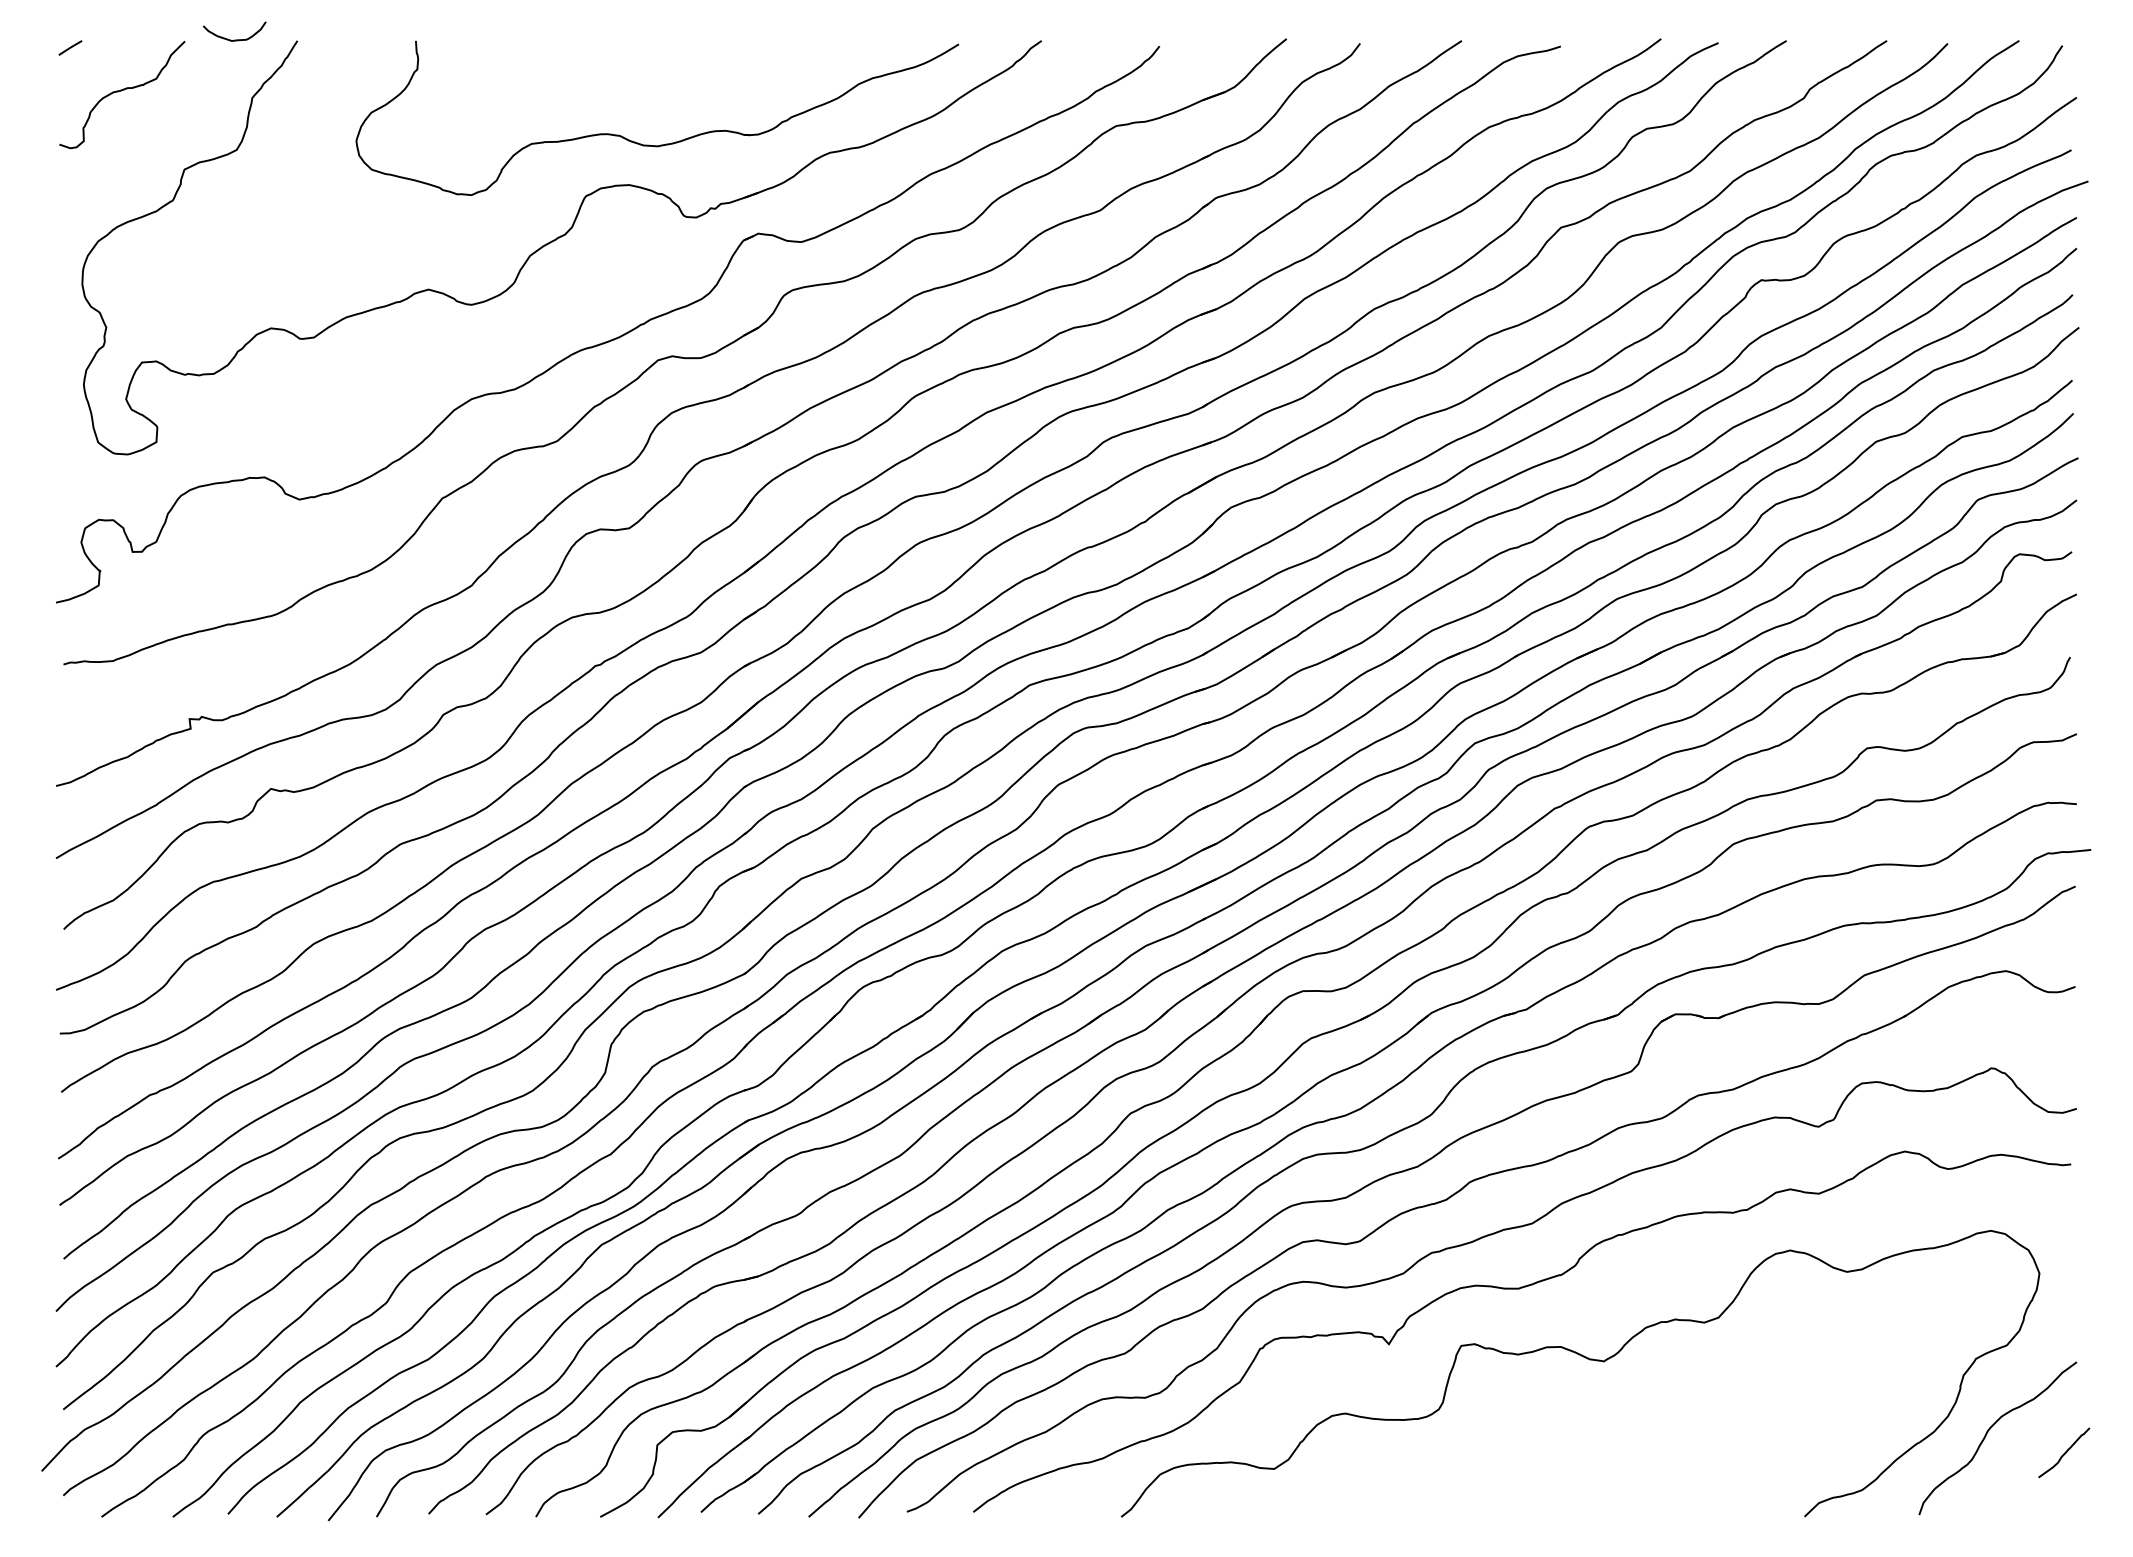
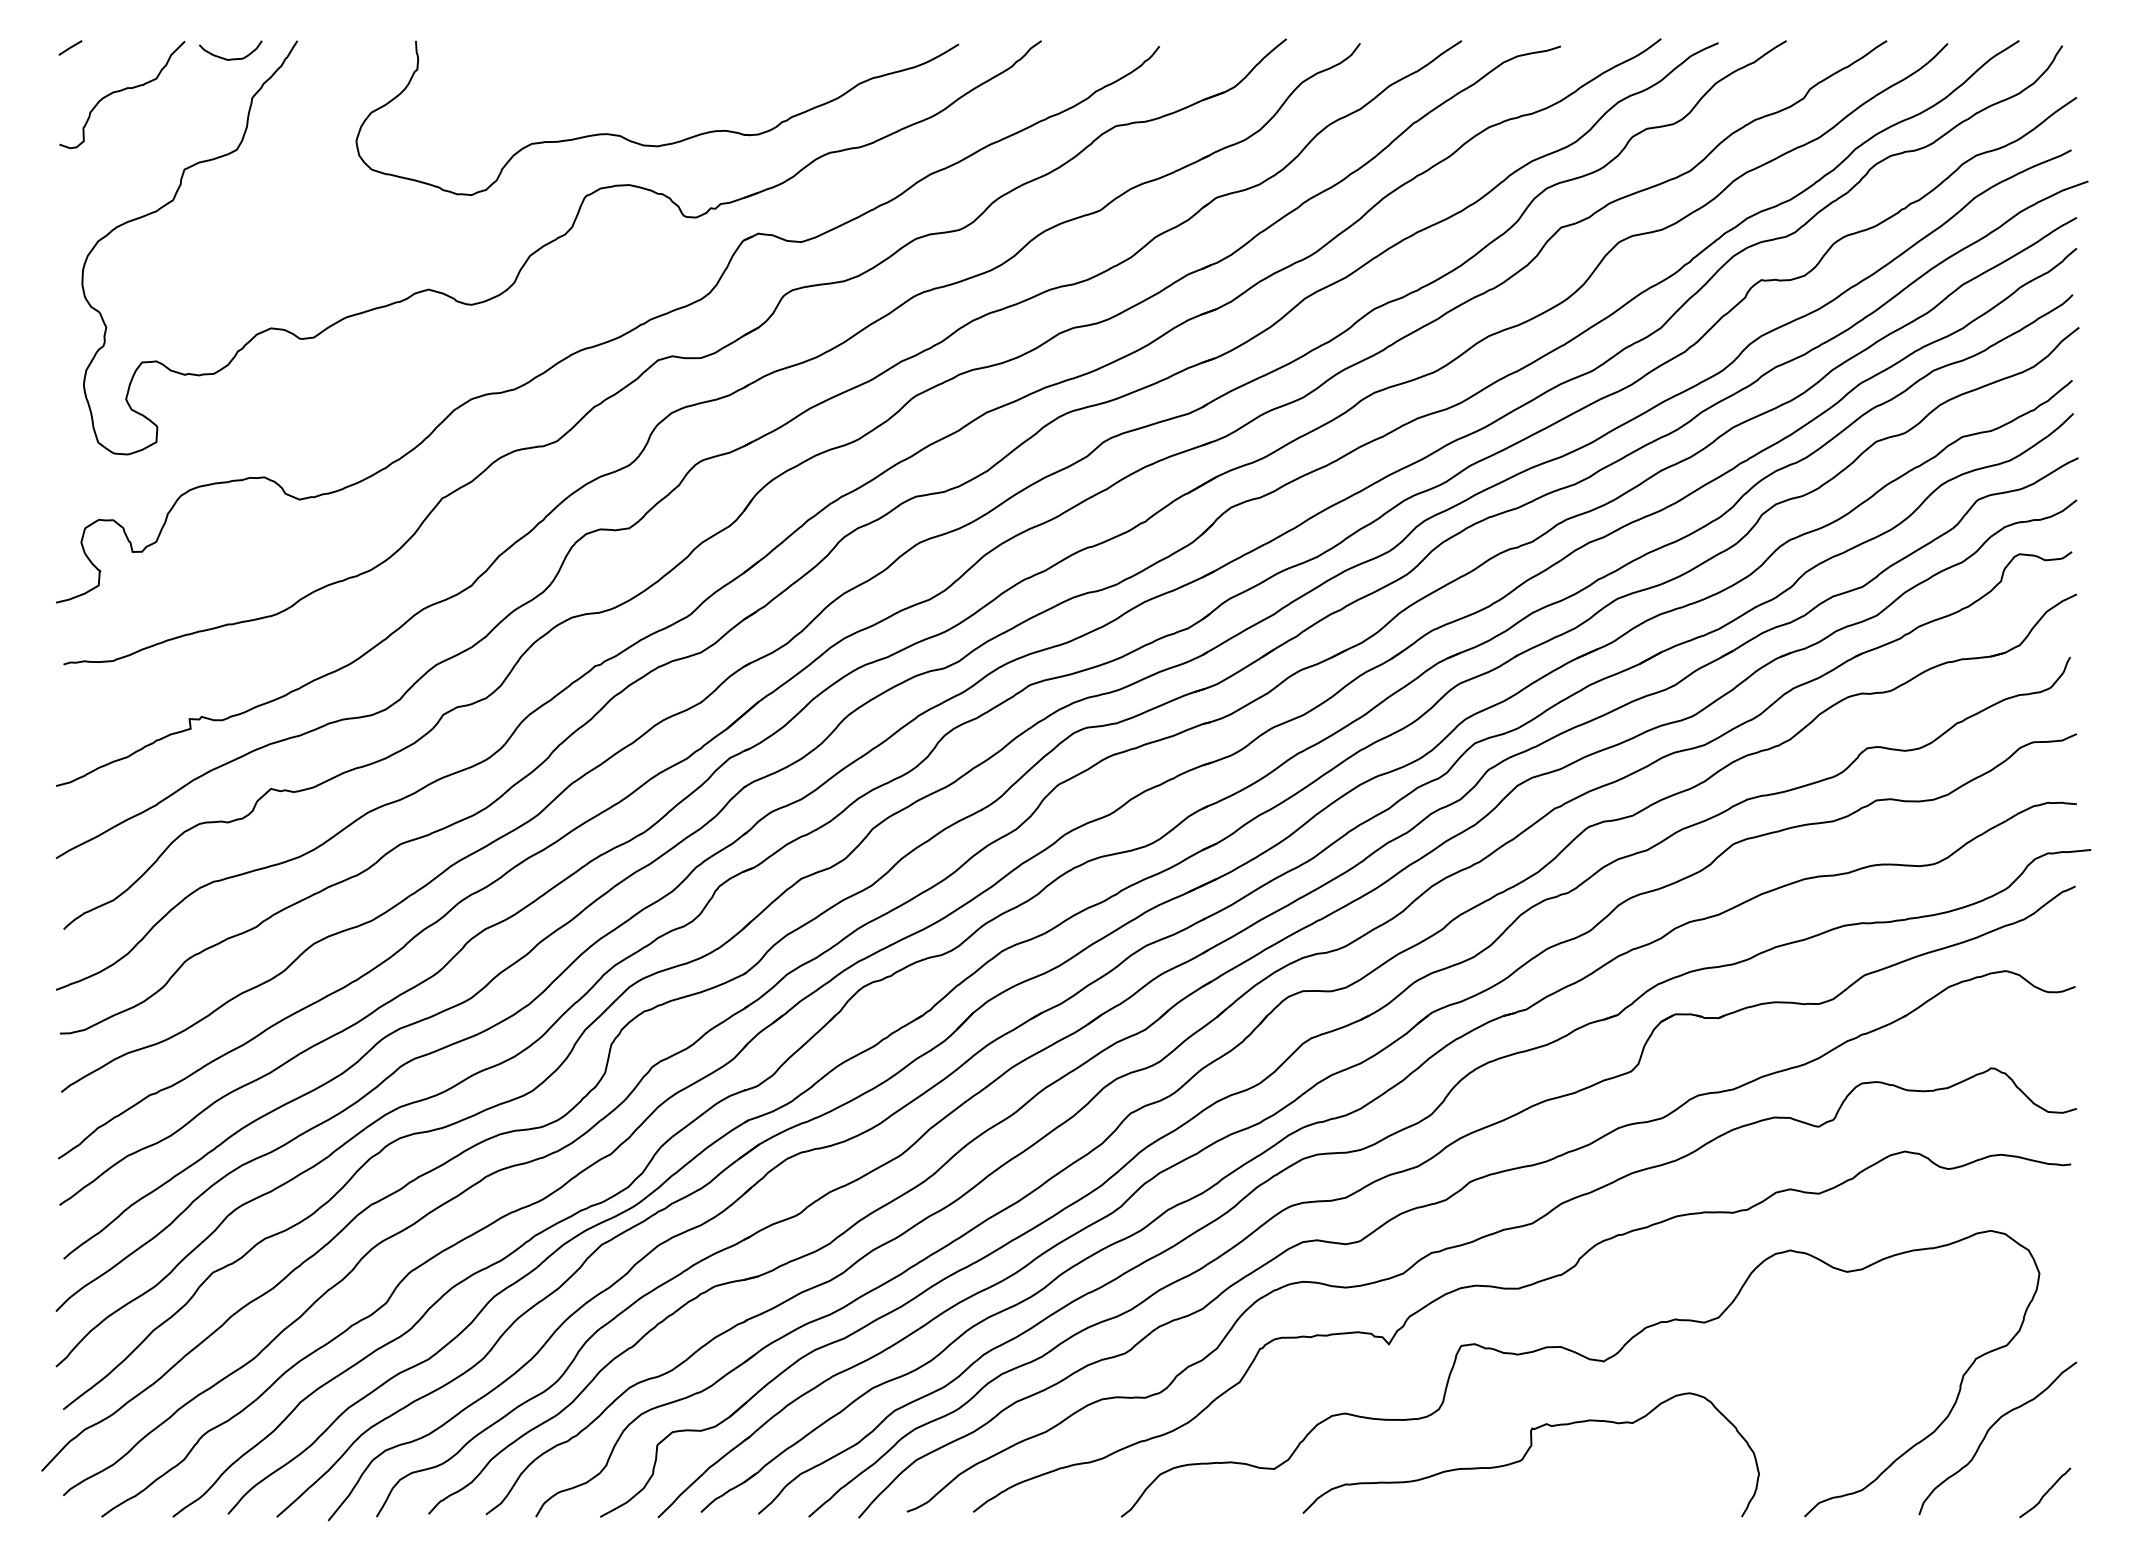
curve position: (234, 39) -> (230, 58) (230, 58)
curve position: (2064, 1452) -> (2045, 1492) (2045, 1492)
curve: none -> present (1527, 1453)
